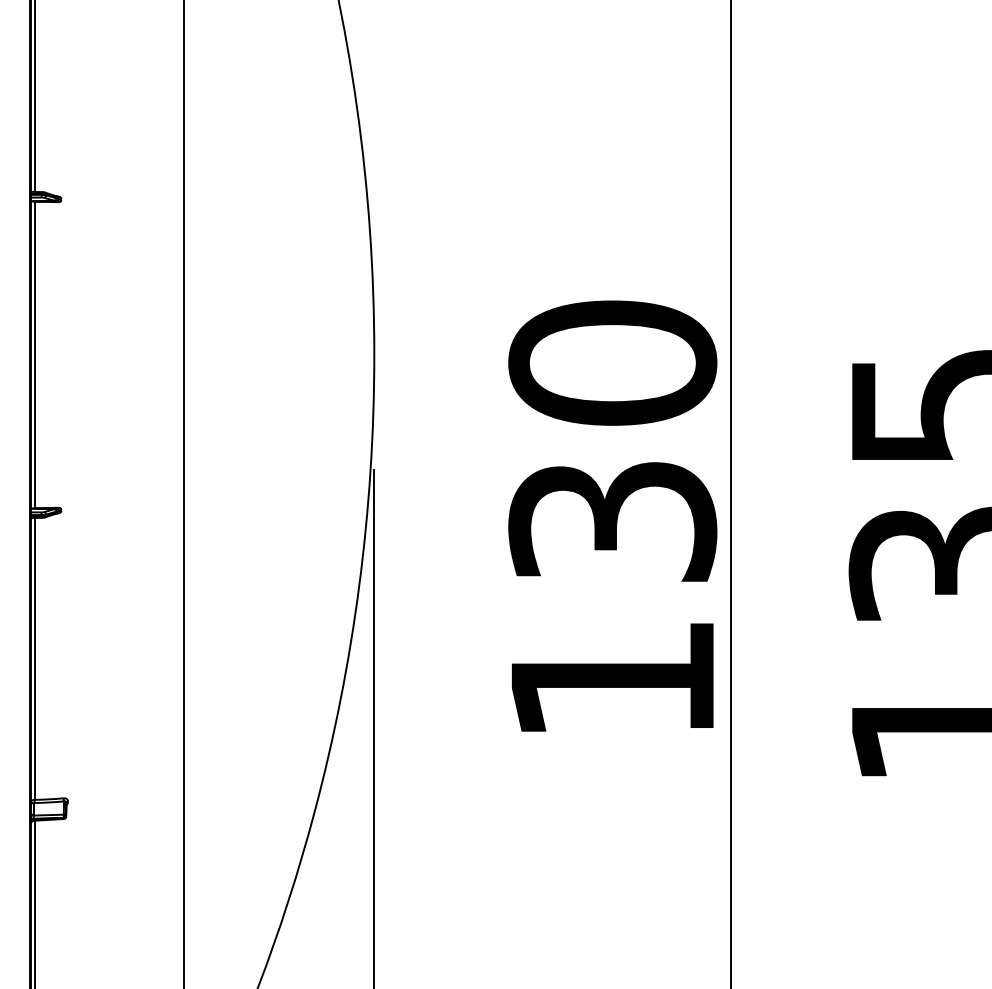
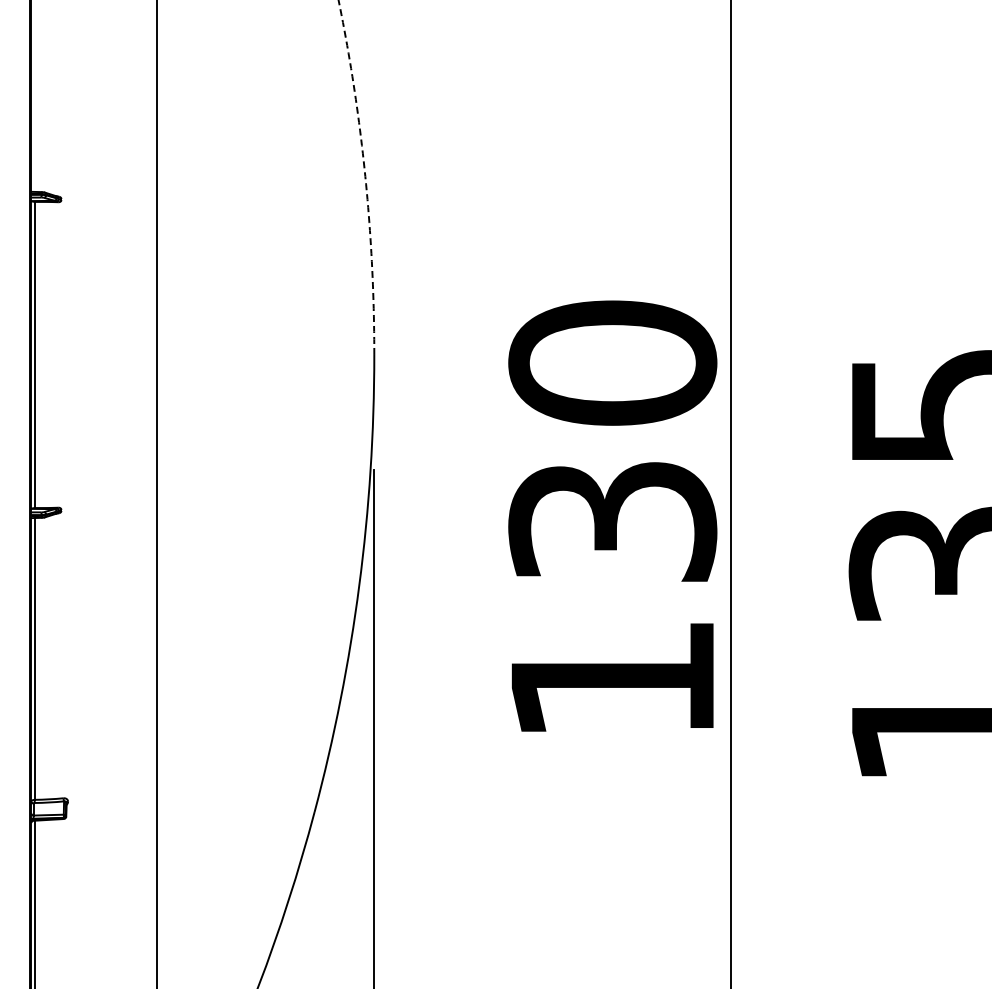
line: present -> none (34, 96)
arc: solid -> dashed (365, 176)
line position: (184, 493) -> (157, 493) (157, 493)
